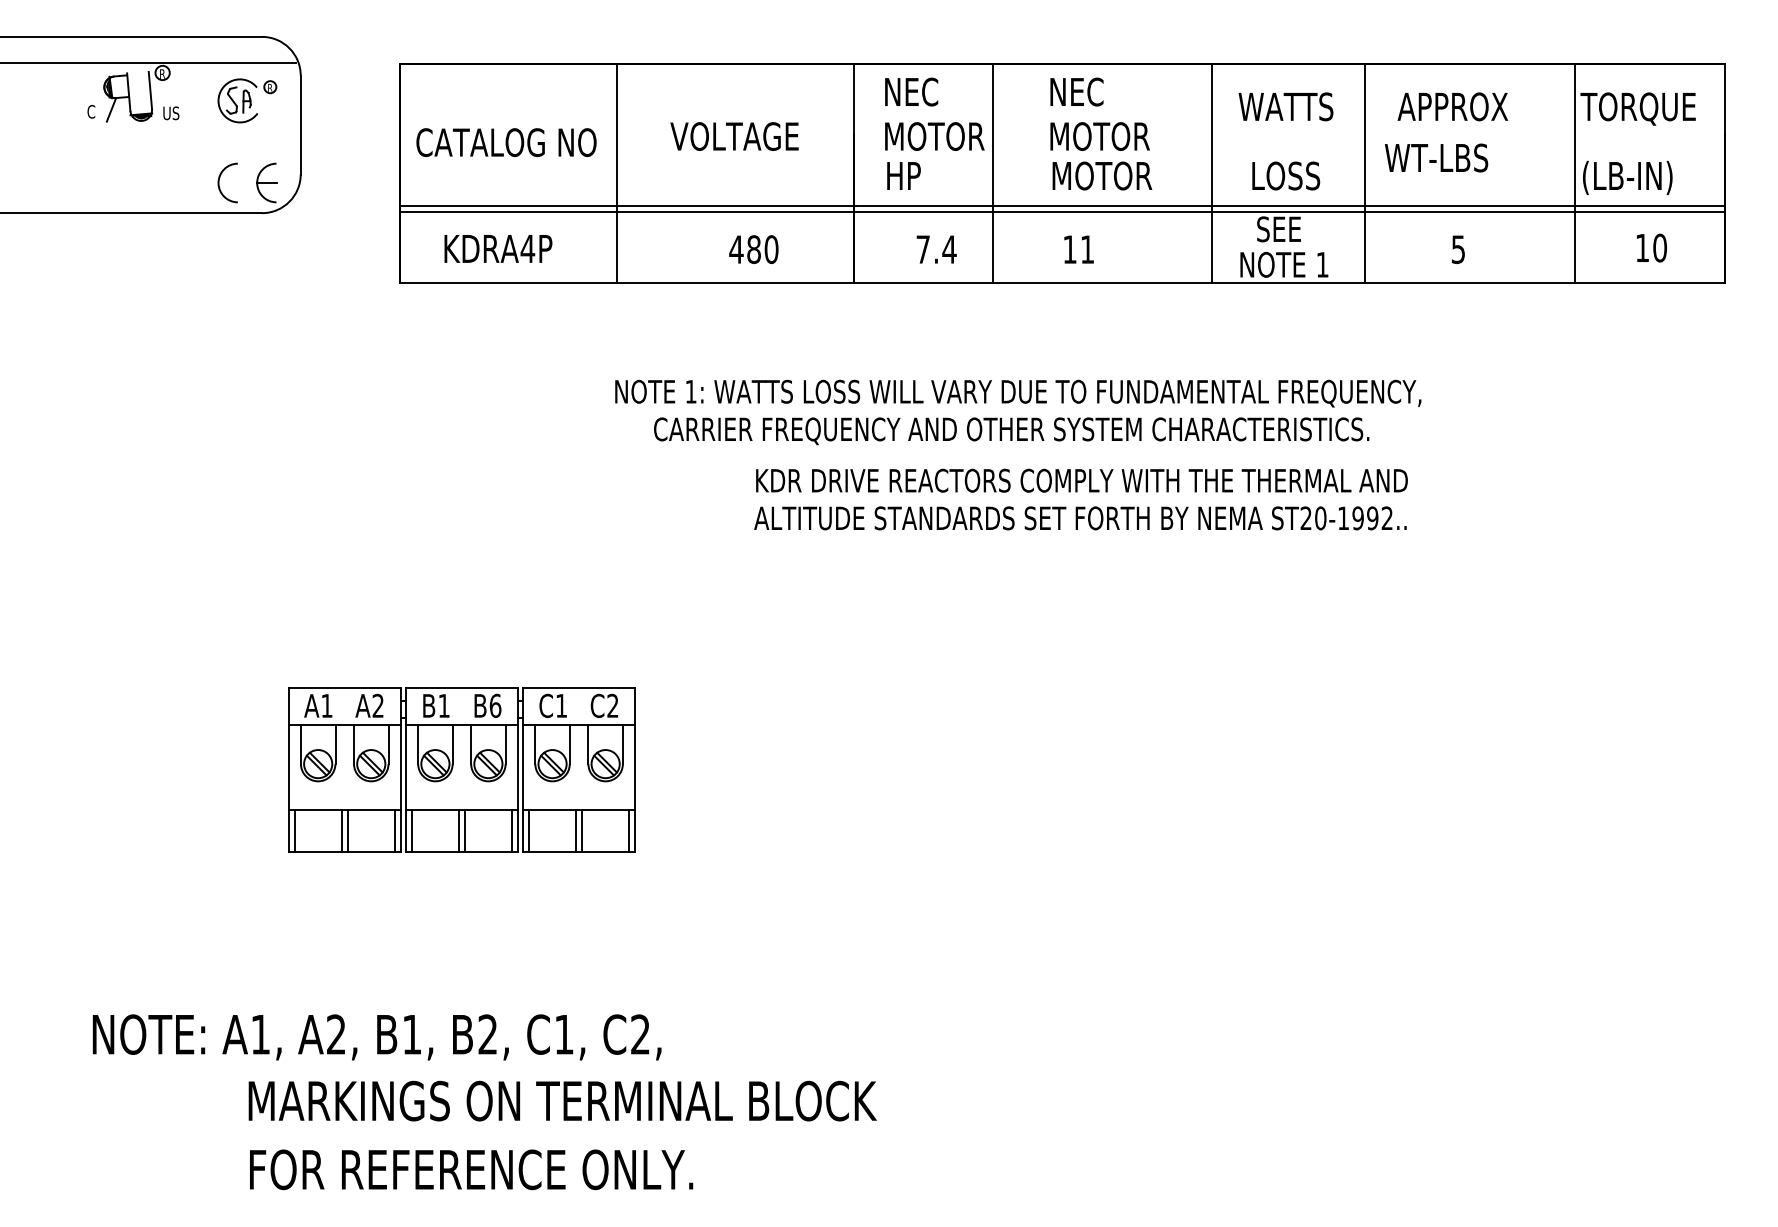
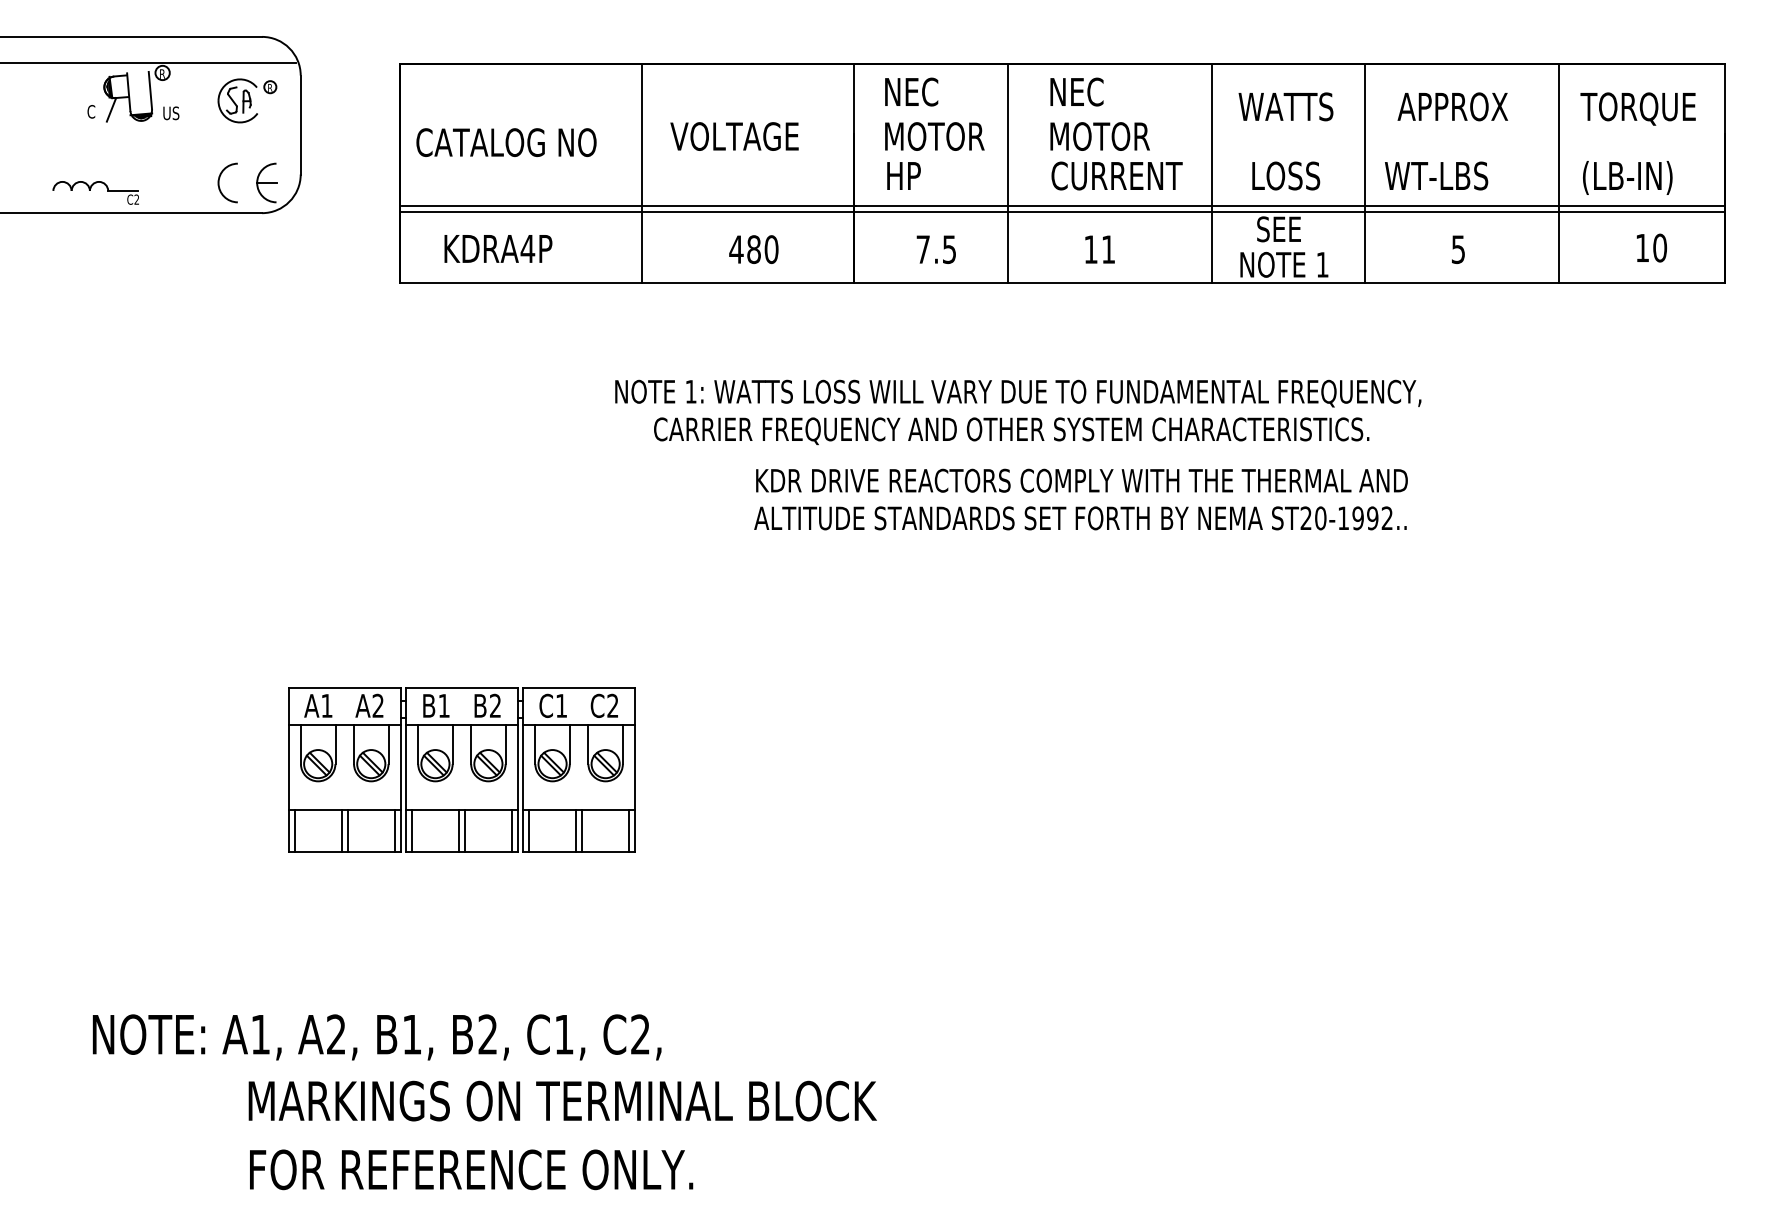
text position: (1436, 157) -> (1436, 175) (1436, 175)
line position: (617, 173) -> (642, 173) (642, 173)
line position: (993, 173) -> (1008, 173) (1008, 173)
line position: (1575, 173) -> (1559, 173) (1559, 173)
text: MOTOR -> CURRENT (1116, 175)
part: none -> present (95, 192)
text: 7.4 -> 7.5 (949, 249)
text position: (1078, 249) -> (1099, 249) (1099, 249)
text: B6 -> B2 (495, 705)
